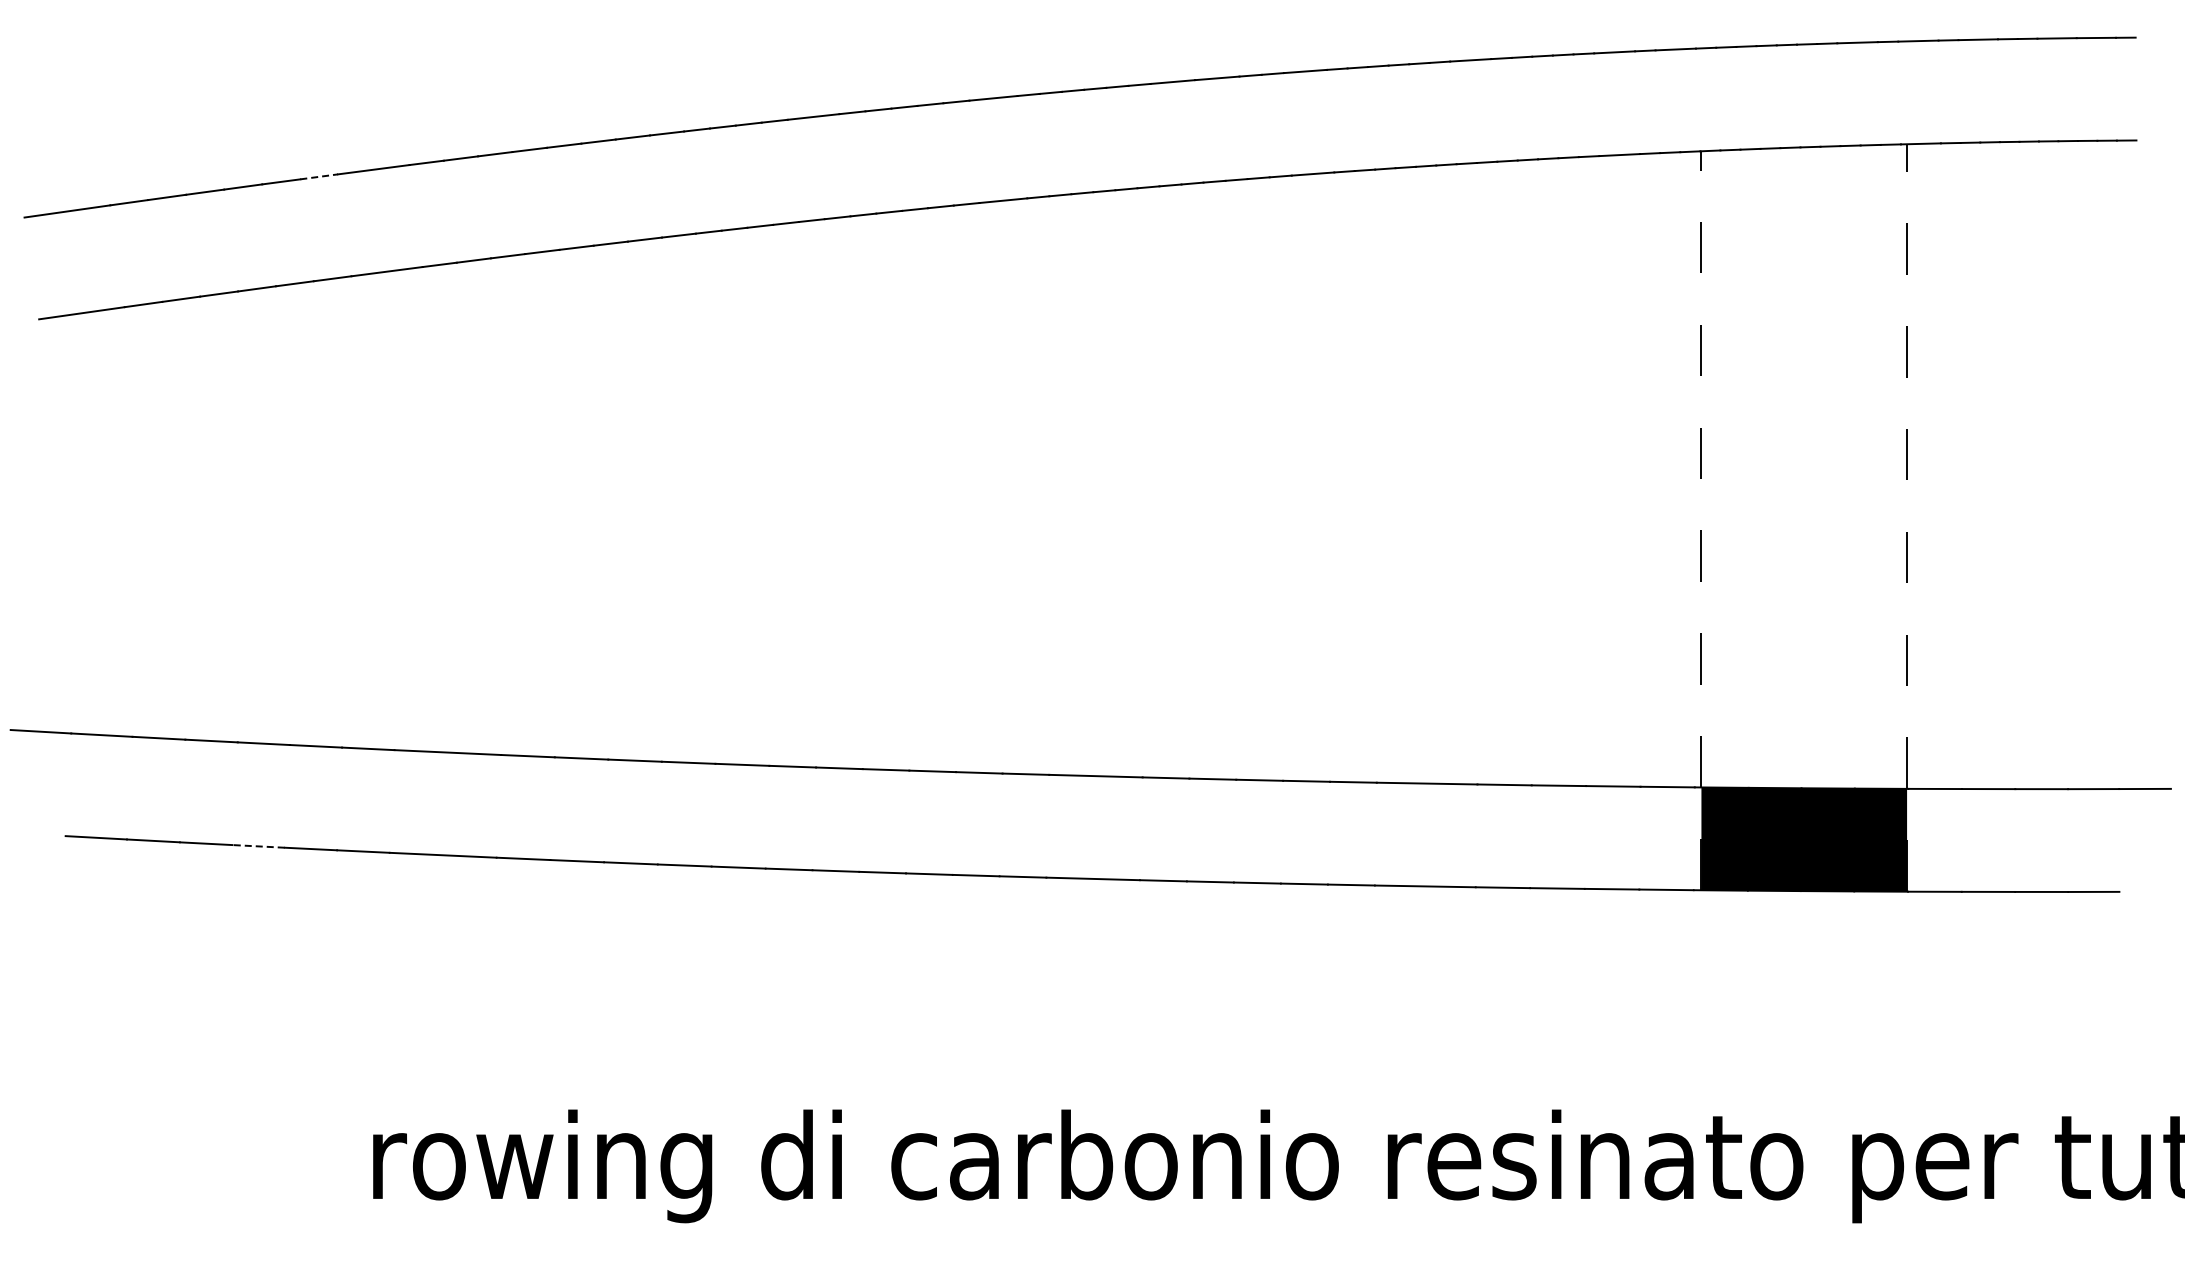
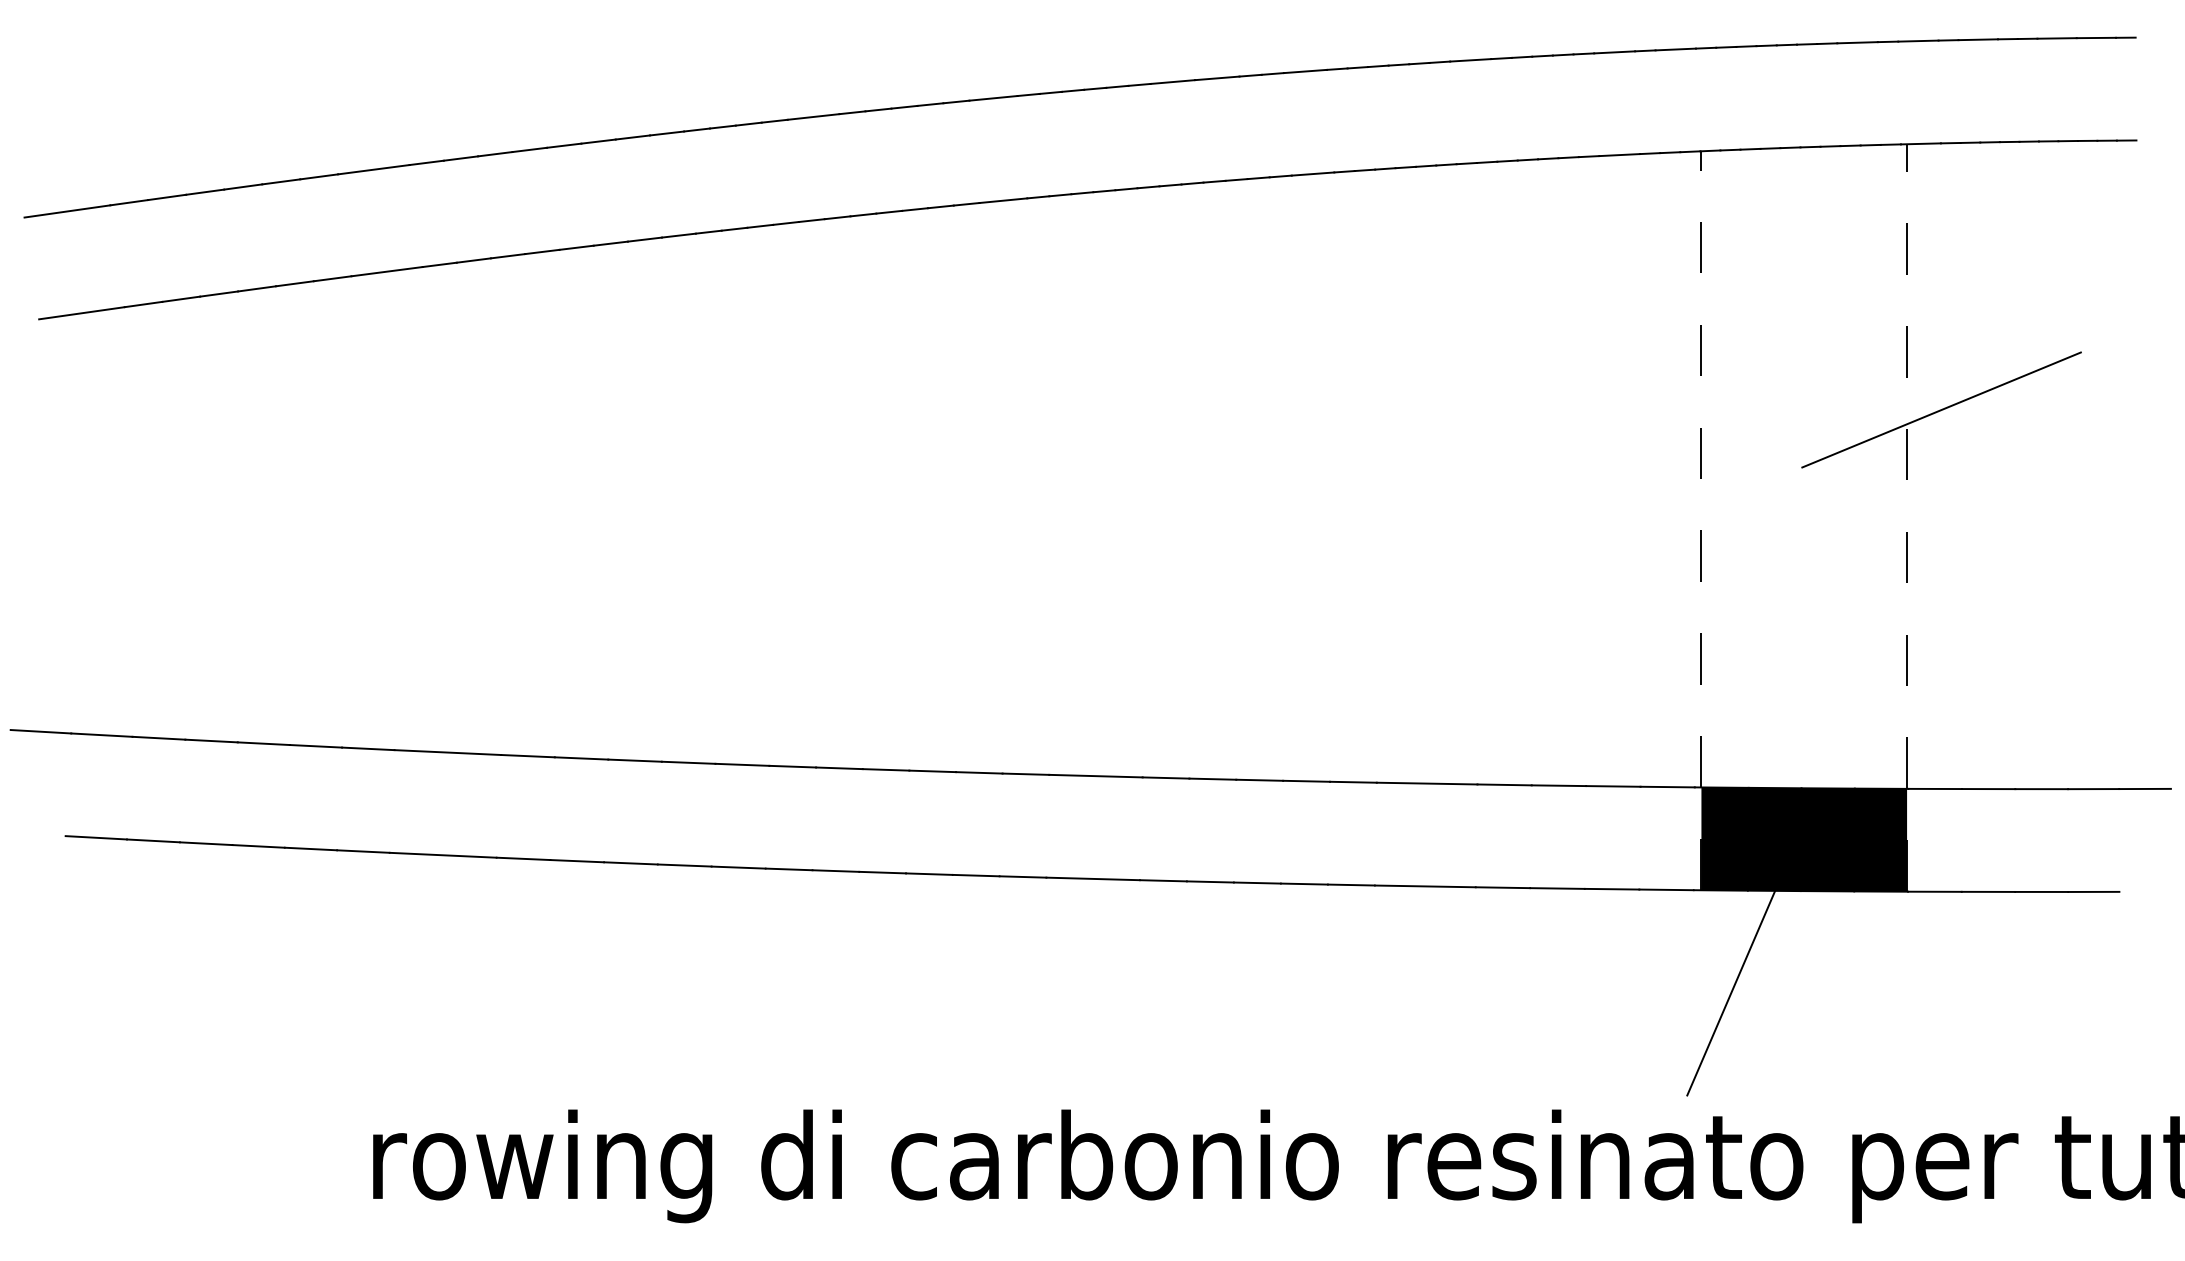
line: dashed -> solid (319, 176)
line: none -> present (1941, 409)
line: dashed -> solid (258, 846)
line: none -> present (1735, 983)
